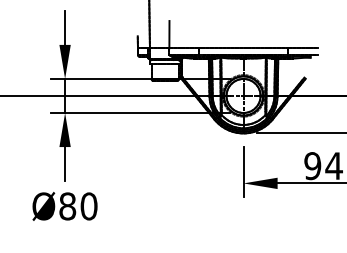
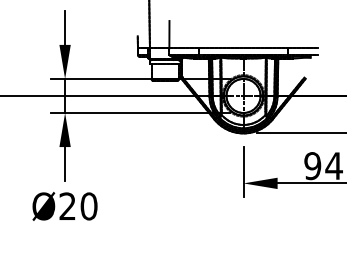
text: Ø80 -> Ø20 (67, 206)
